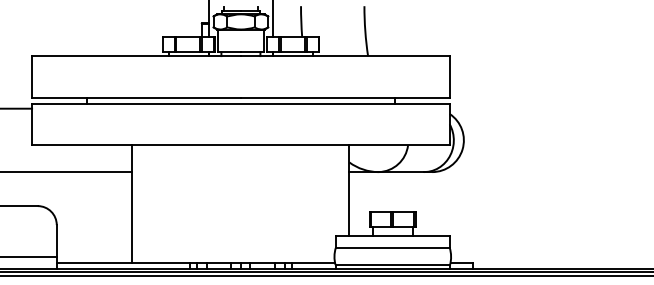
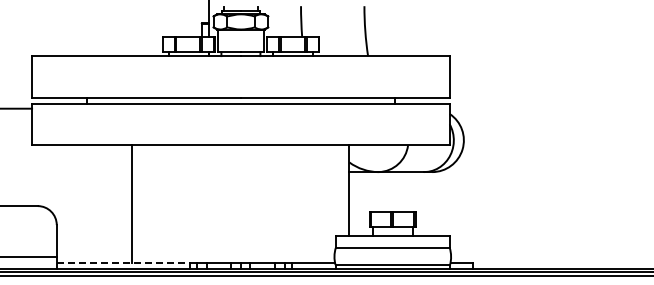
line: present -> none (272, 19)
line: present -> none (67, 172)
line: solid -> dashed (123, 263)
